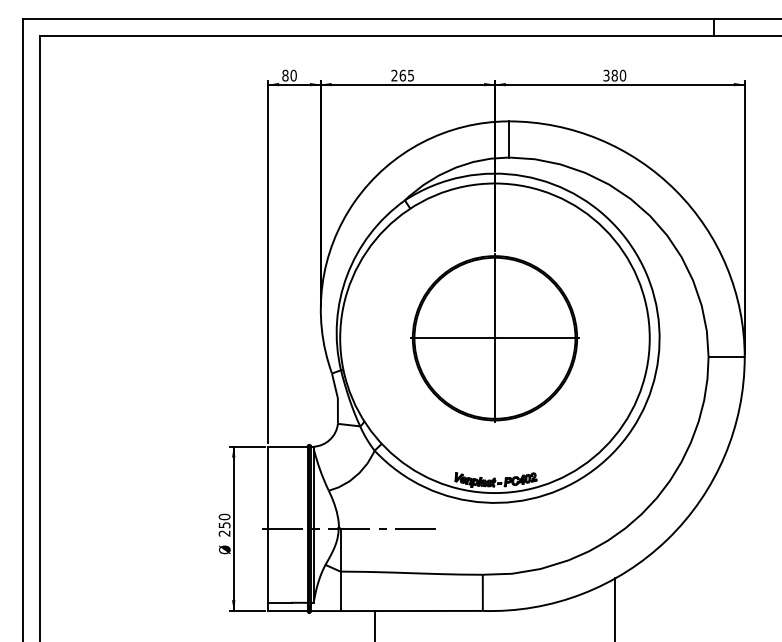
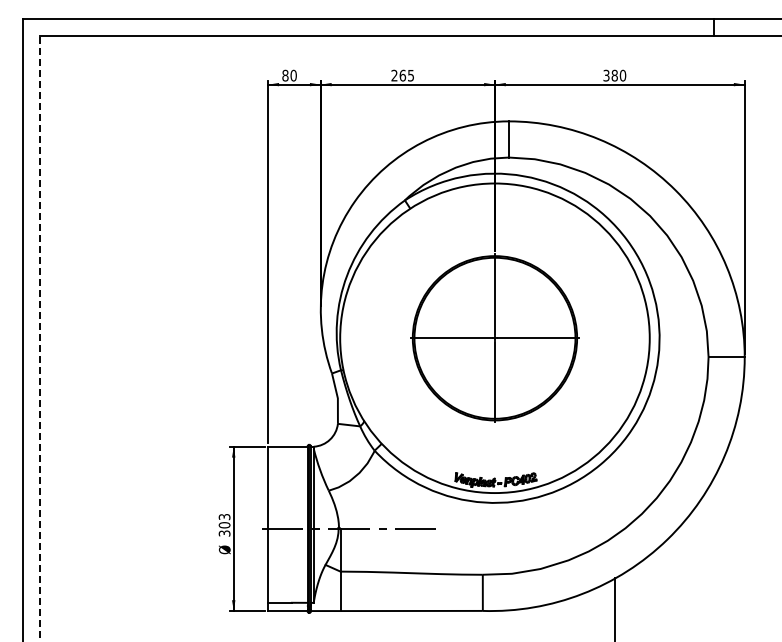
line: solid -> dashed (39, 338)
text: 250 -> 303 (224, 524)
line: present -> none (375, 624)
